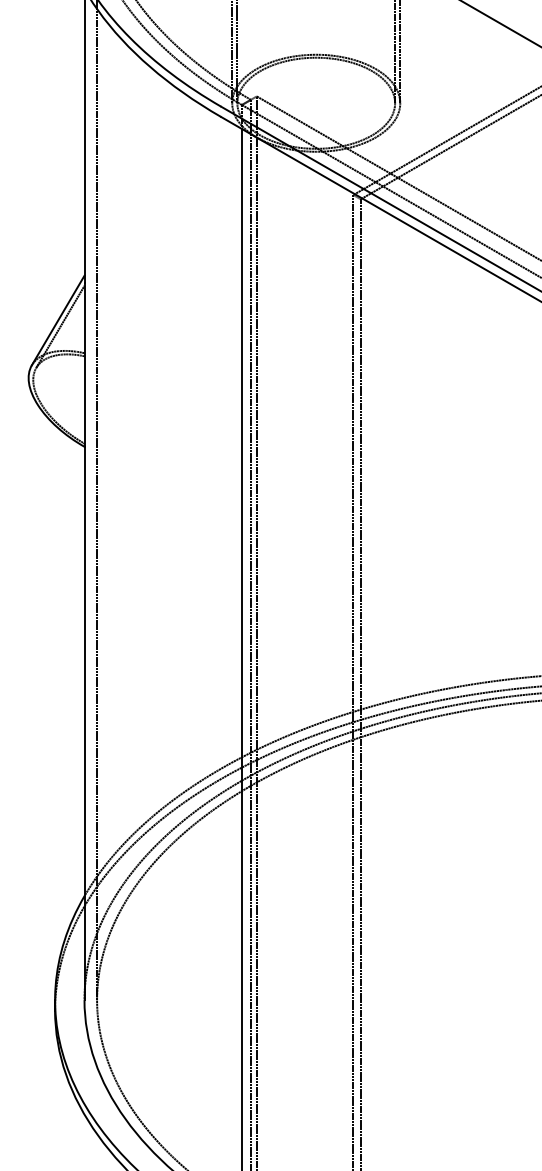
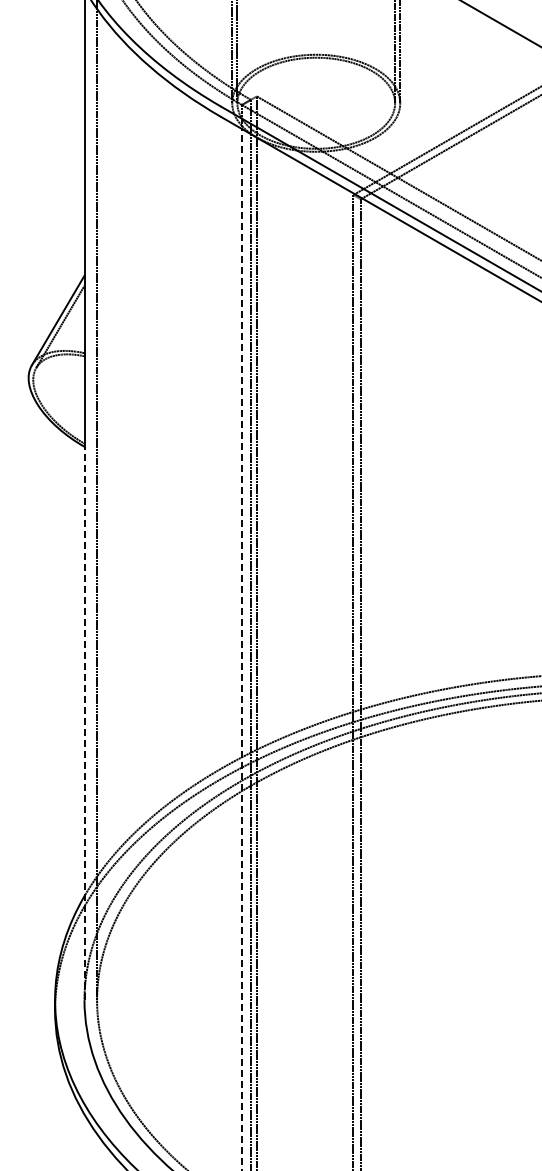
line: solid -> dashed (241, 649)
line: solid -> dashed (84, 723)
